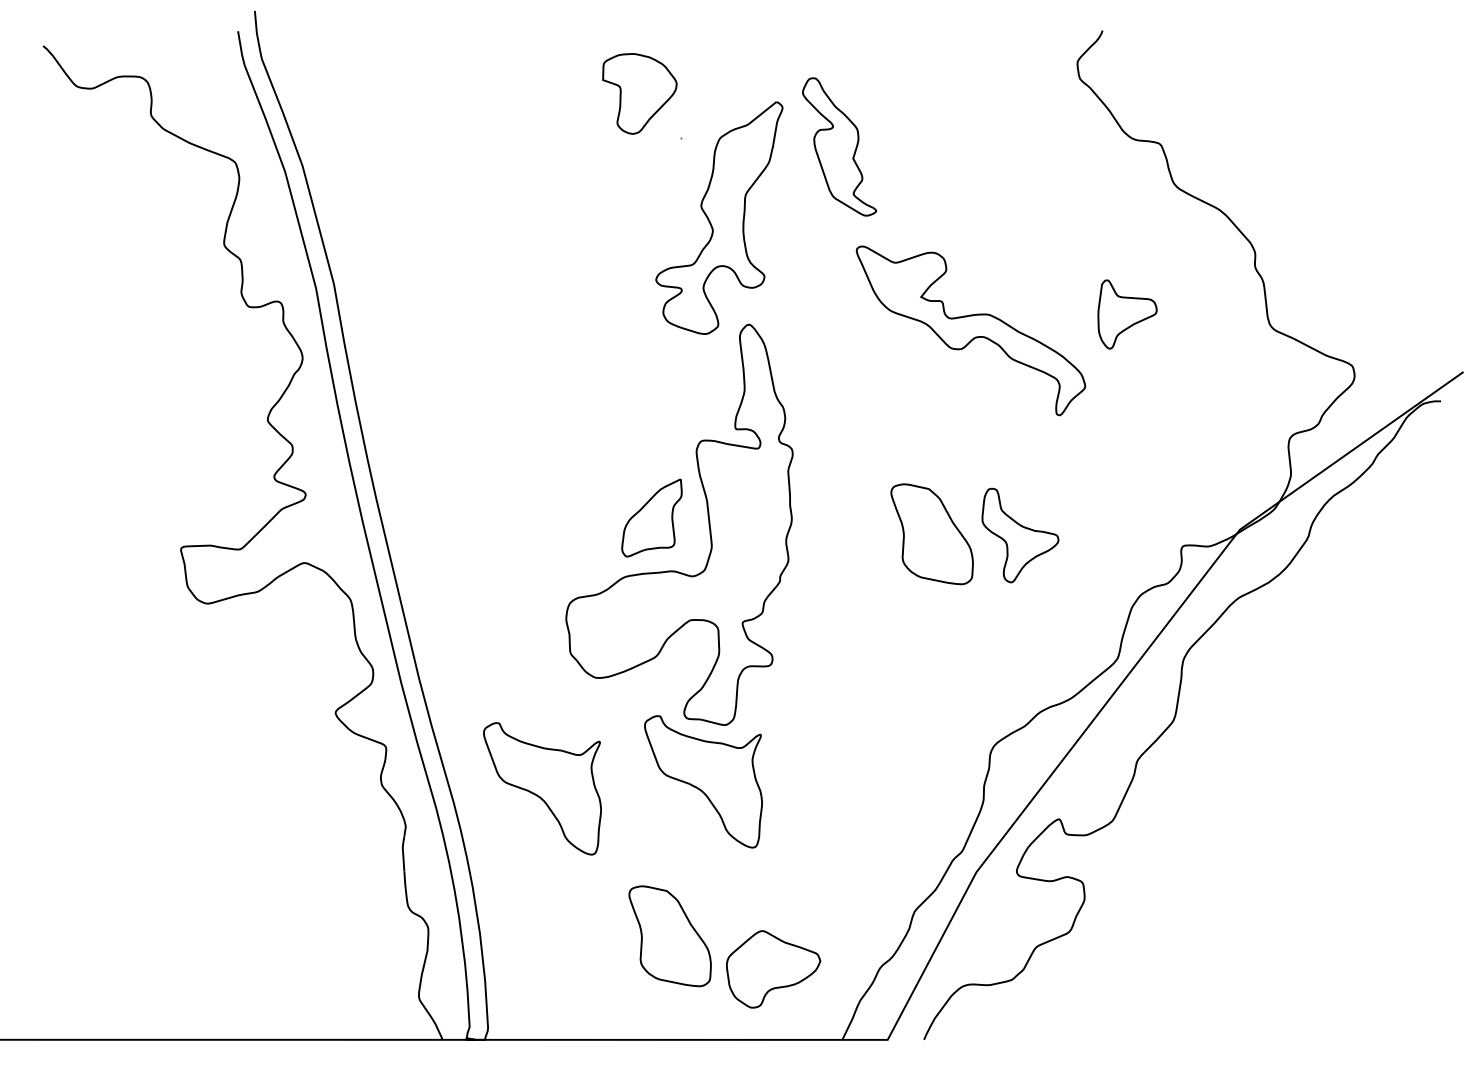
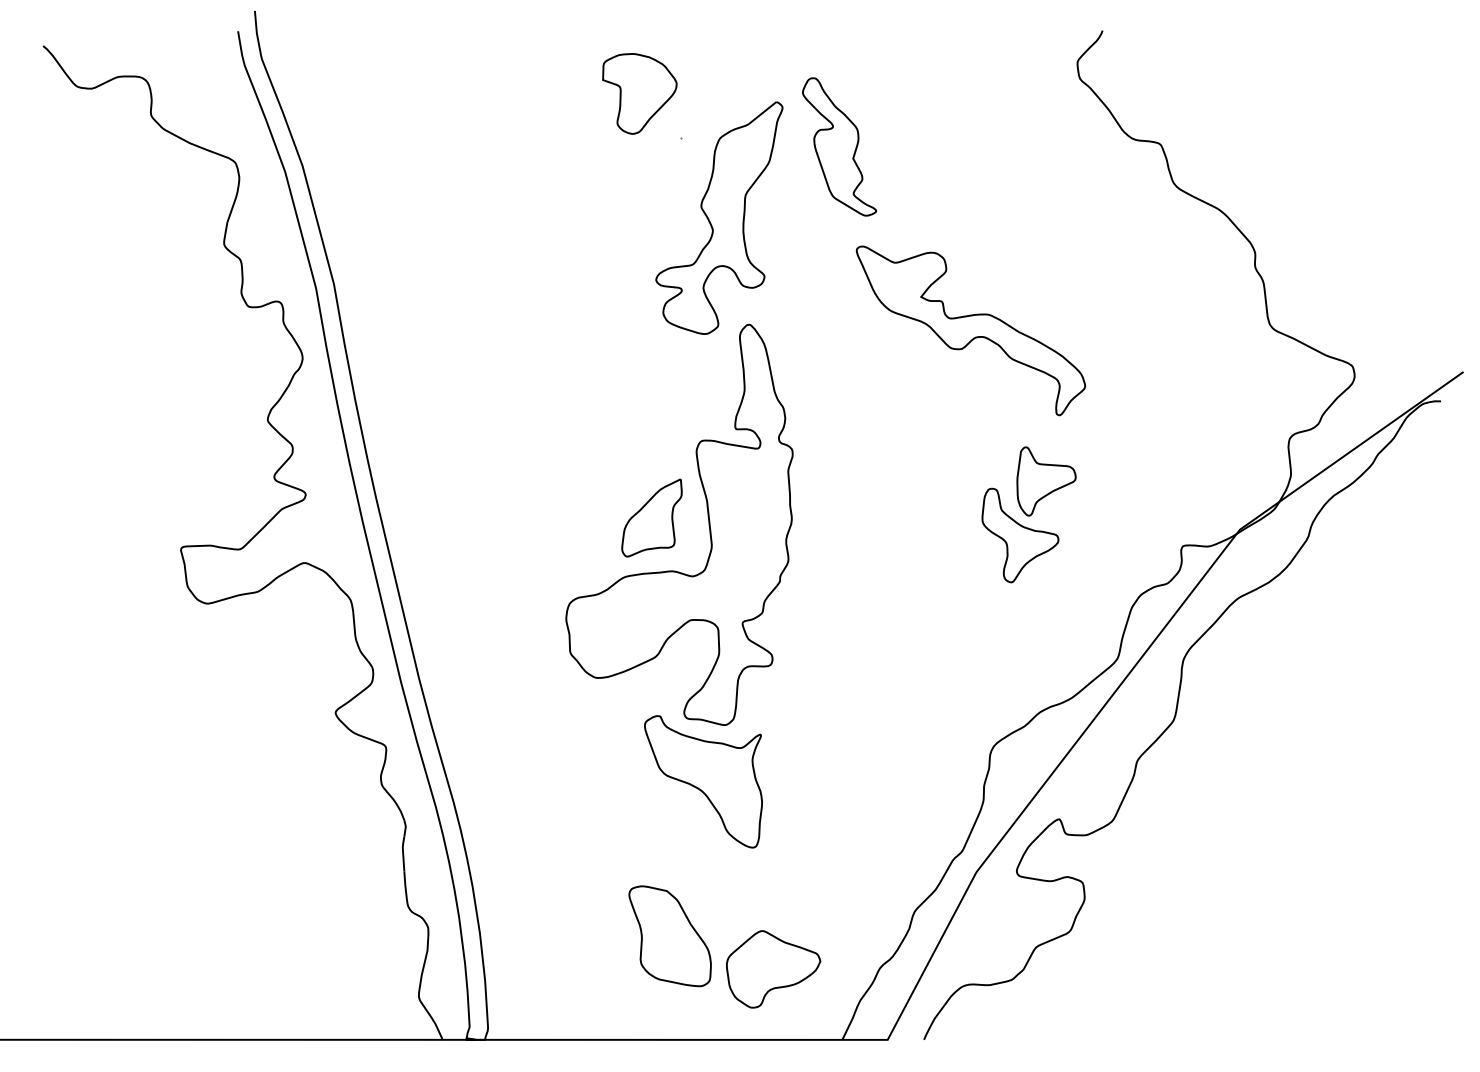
part position: (1127, 314) -> (1046, 481) (1046, 481)
part: present -> none (931, 534)
part: present -> none (542, 788)
